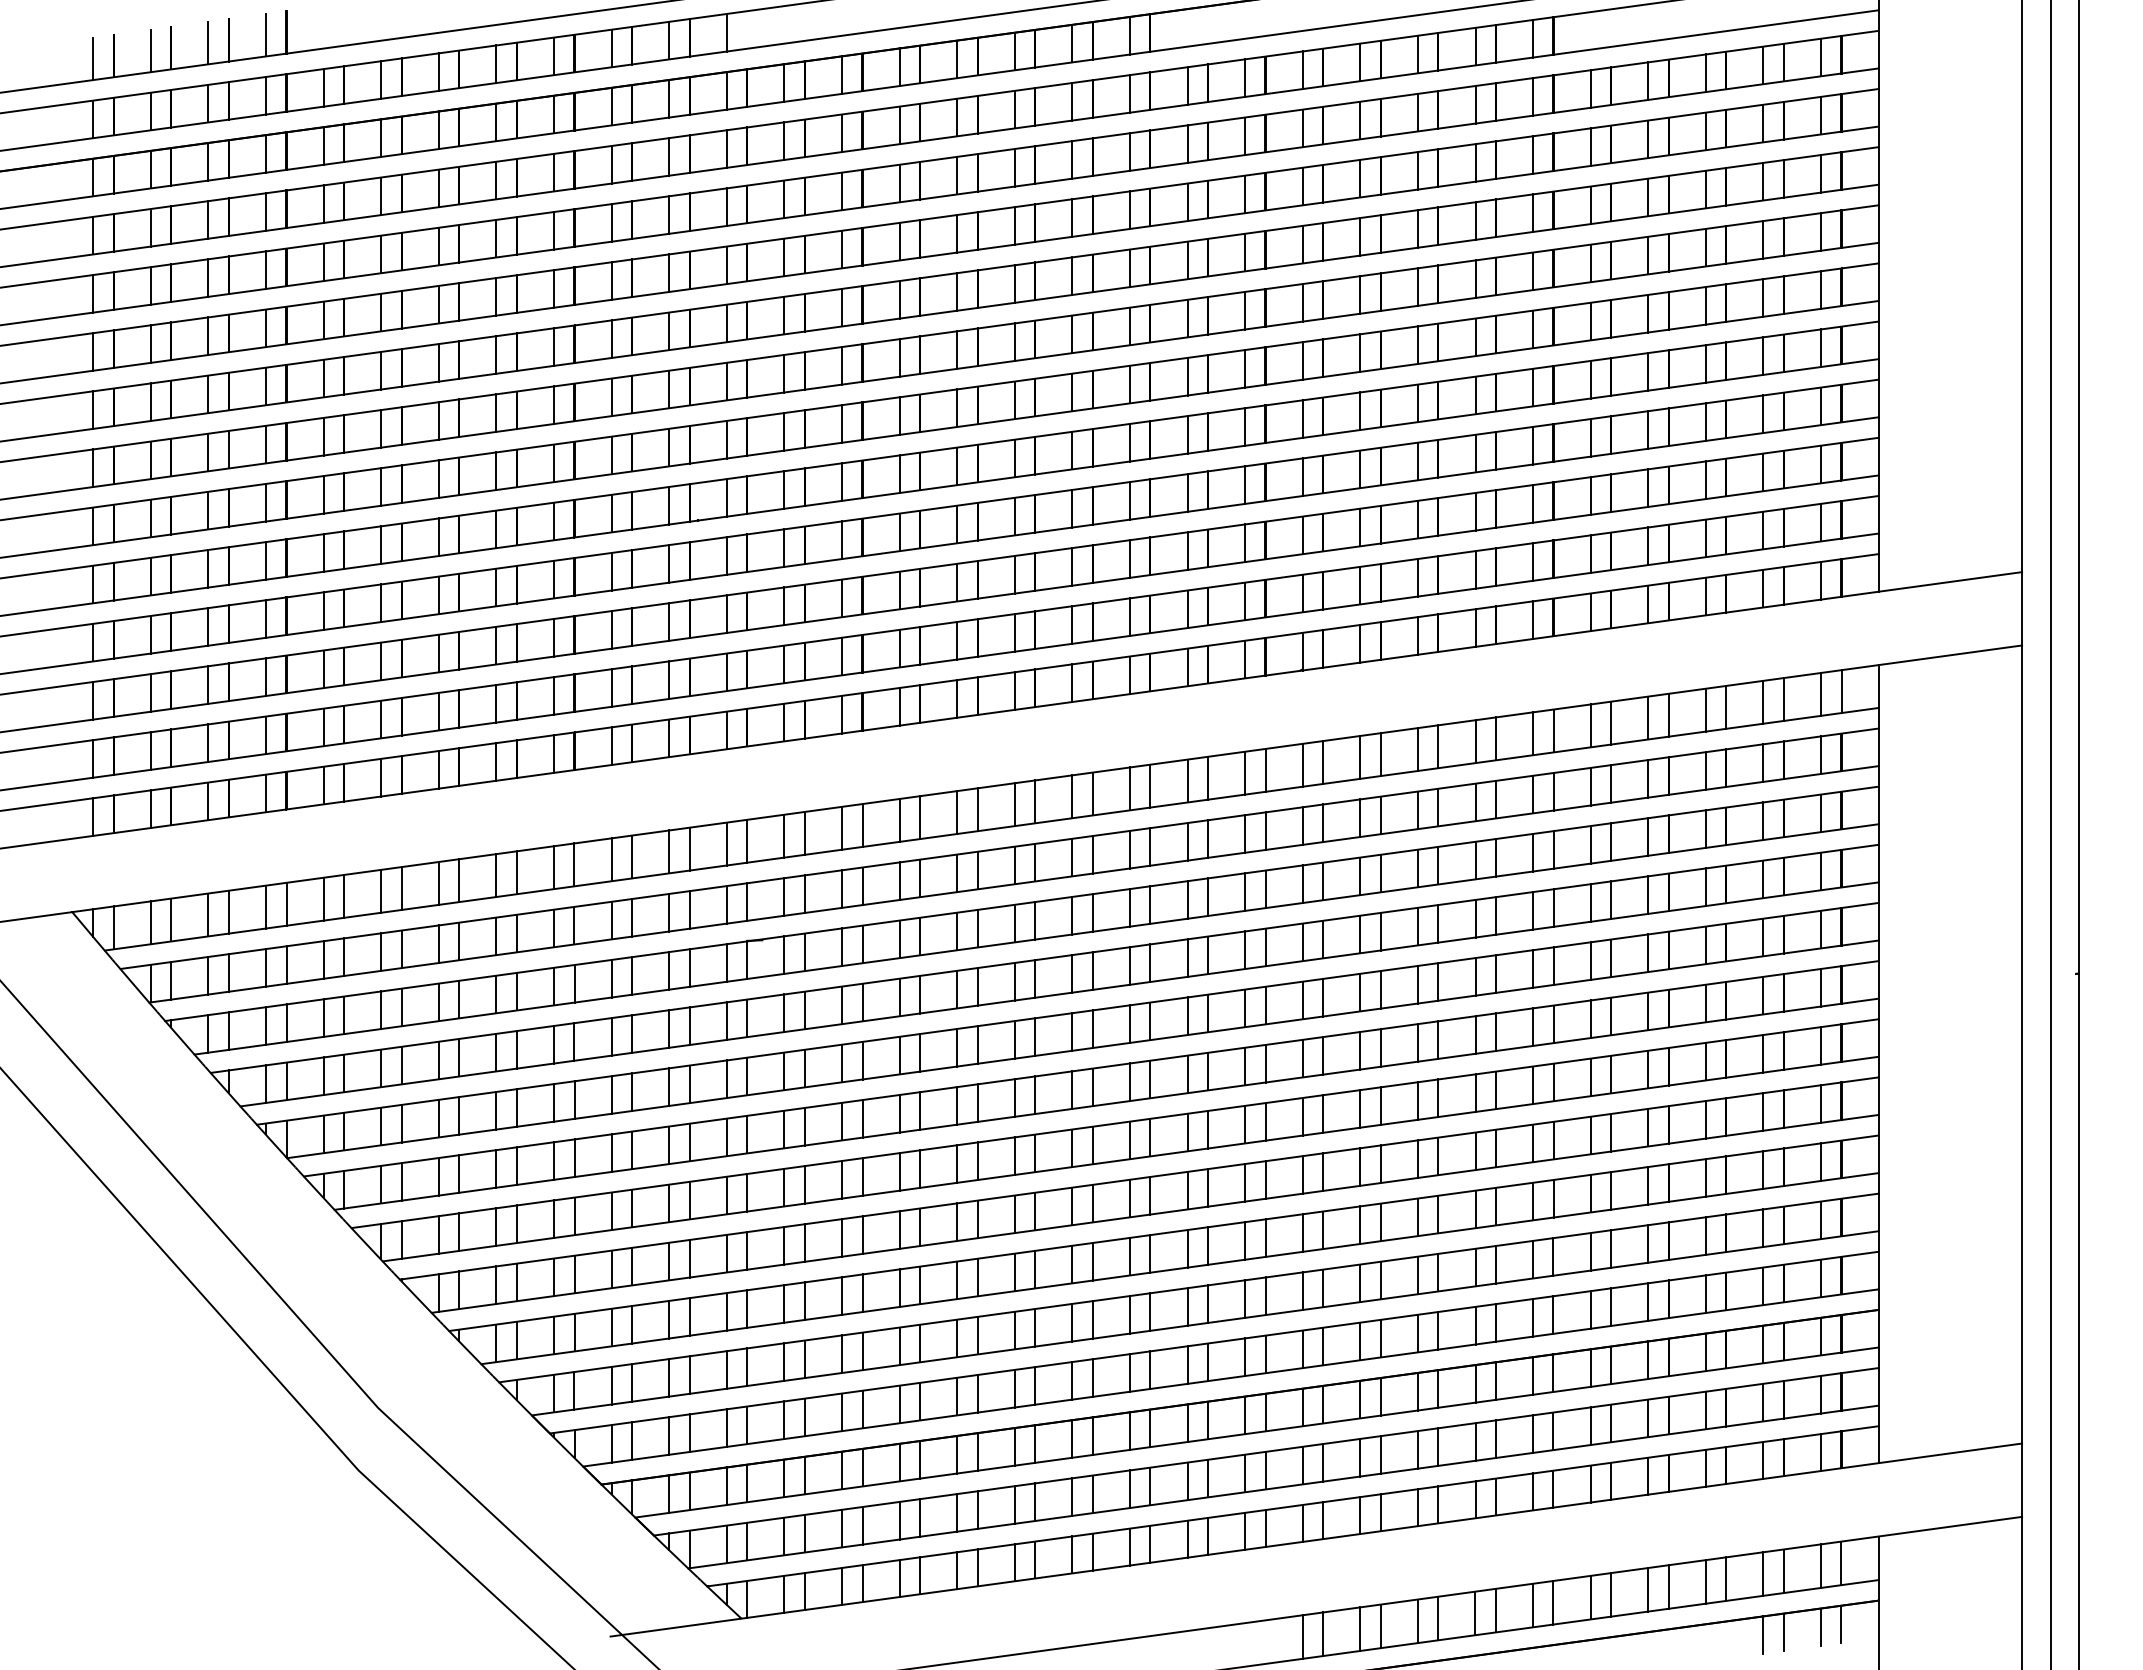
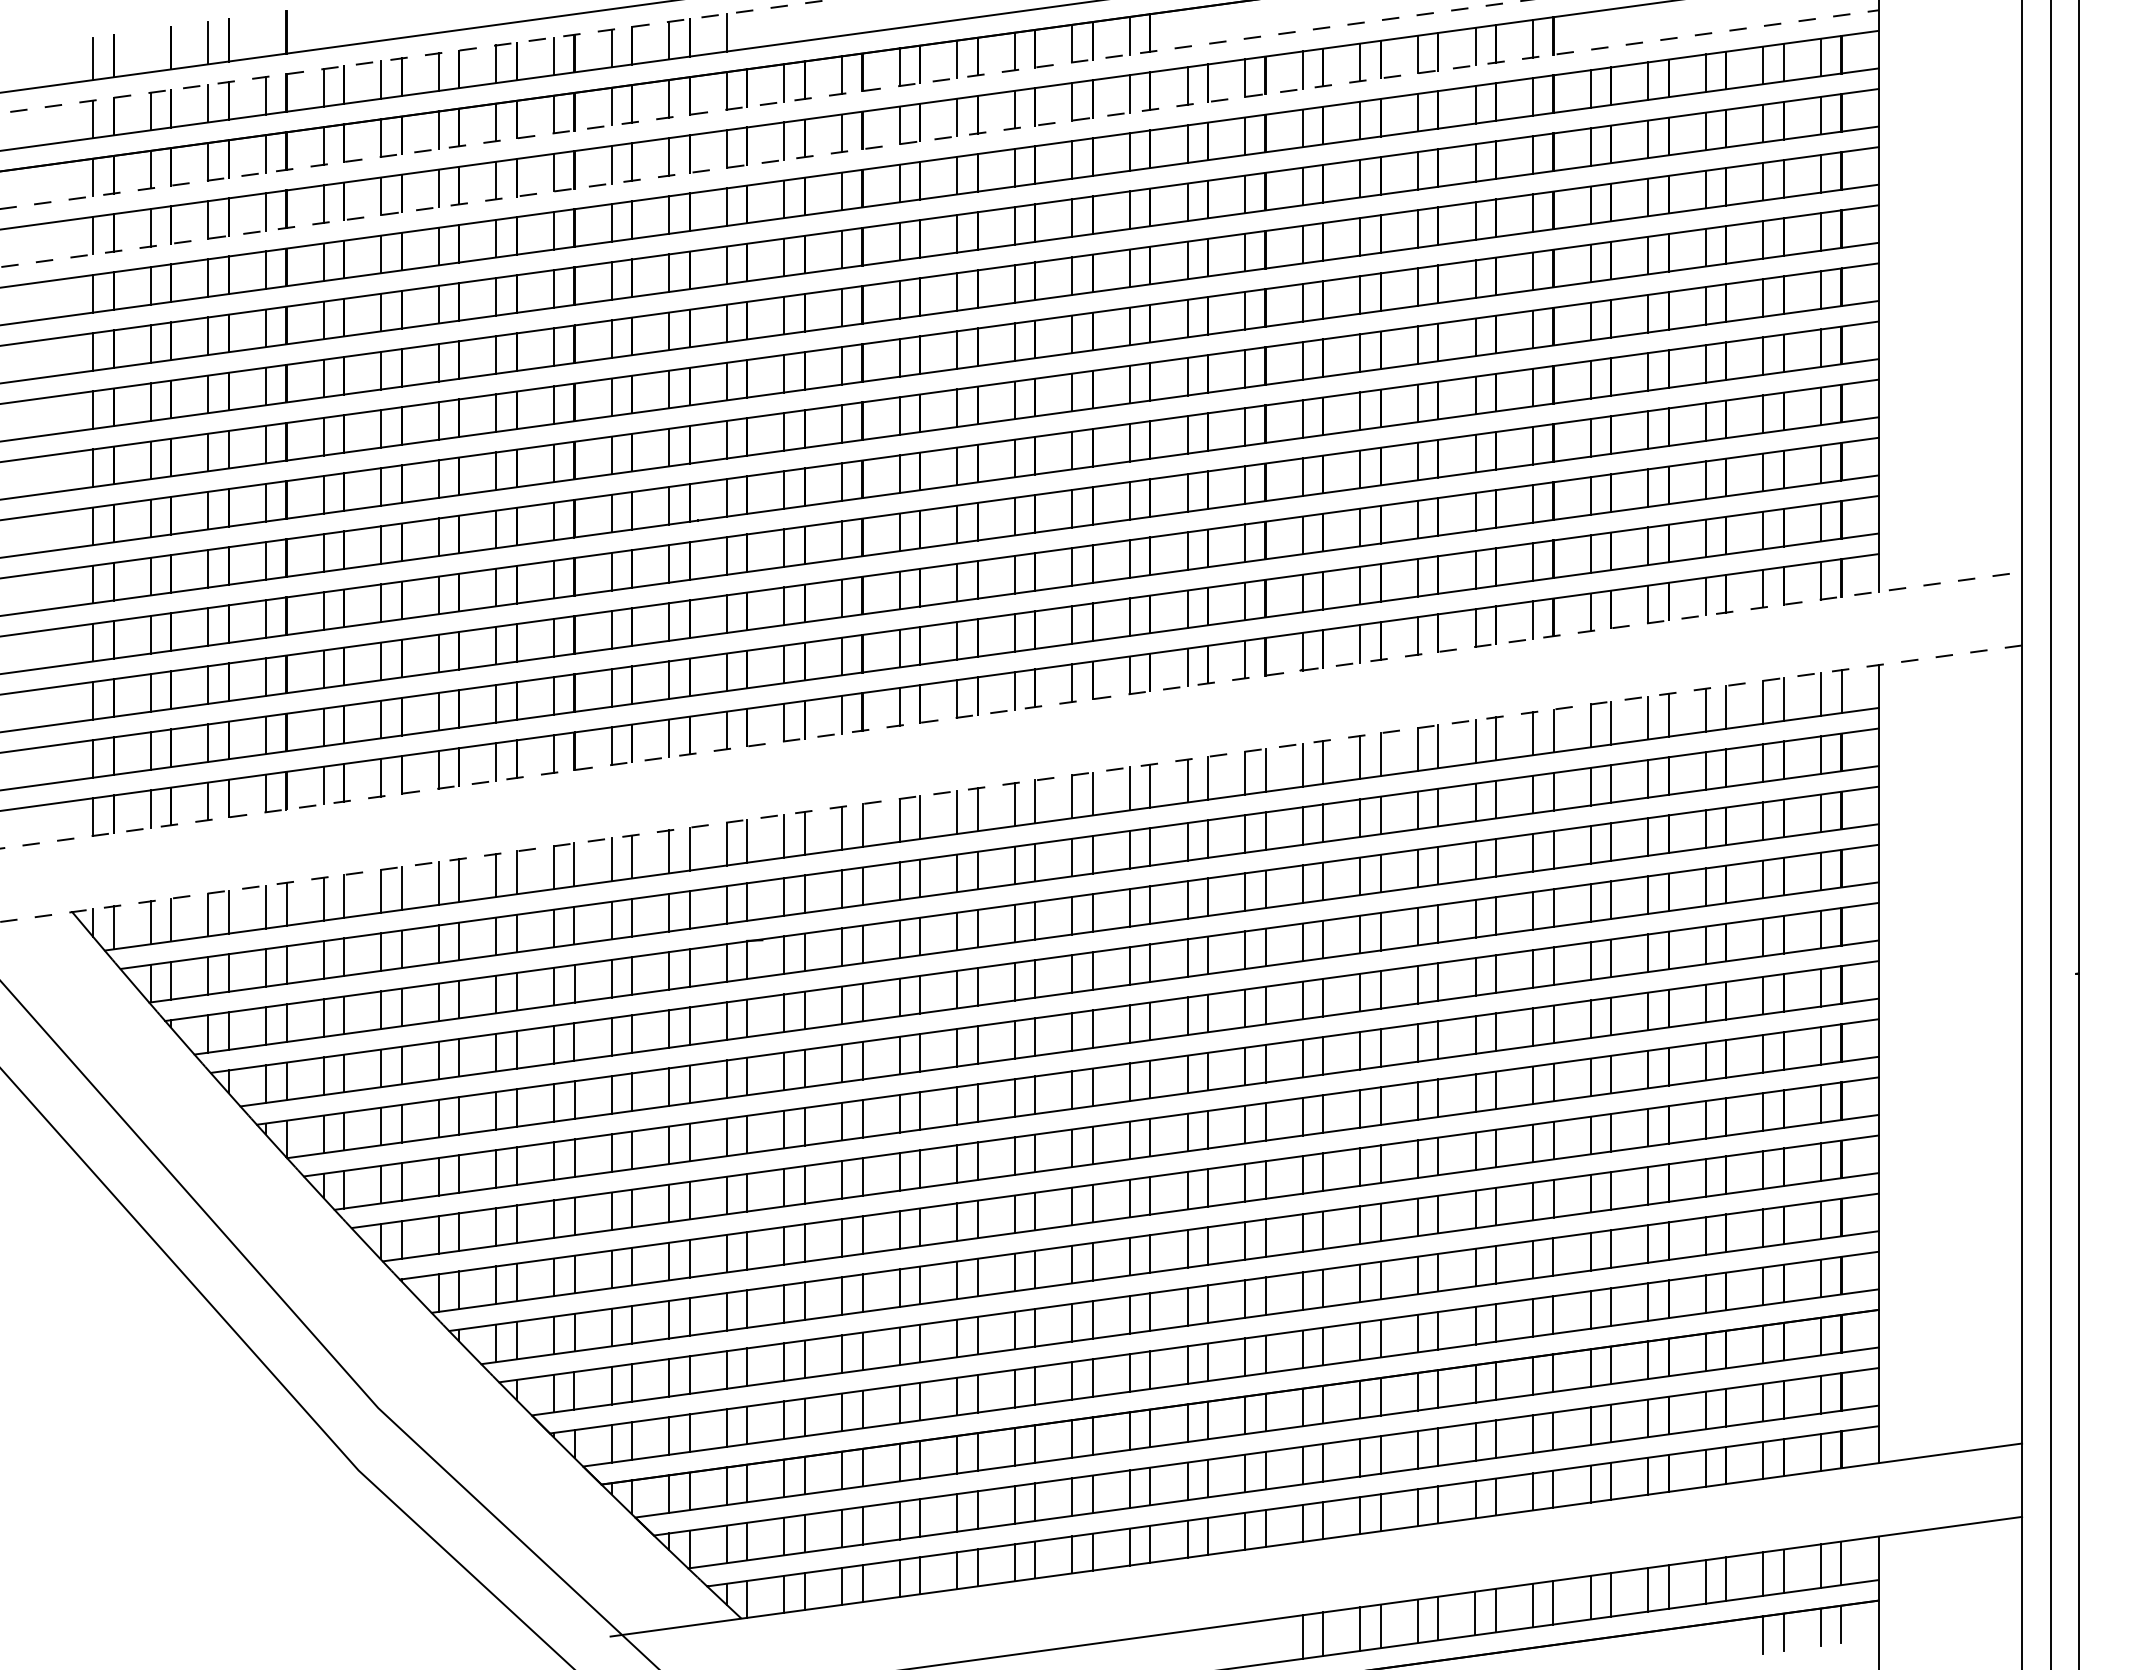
line: present -> none (266, 35)
line: present -> none (150, 50)
line: solid -> dashed (414, 56)
line: solid -> dashed (764, 104)
line: solid -> dashed (939, 138)
line: solid -> dashed (1011, 710)
line: solid -> dashed (1010, 783)
